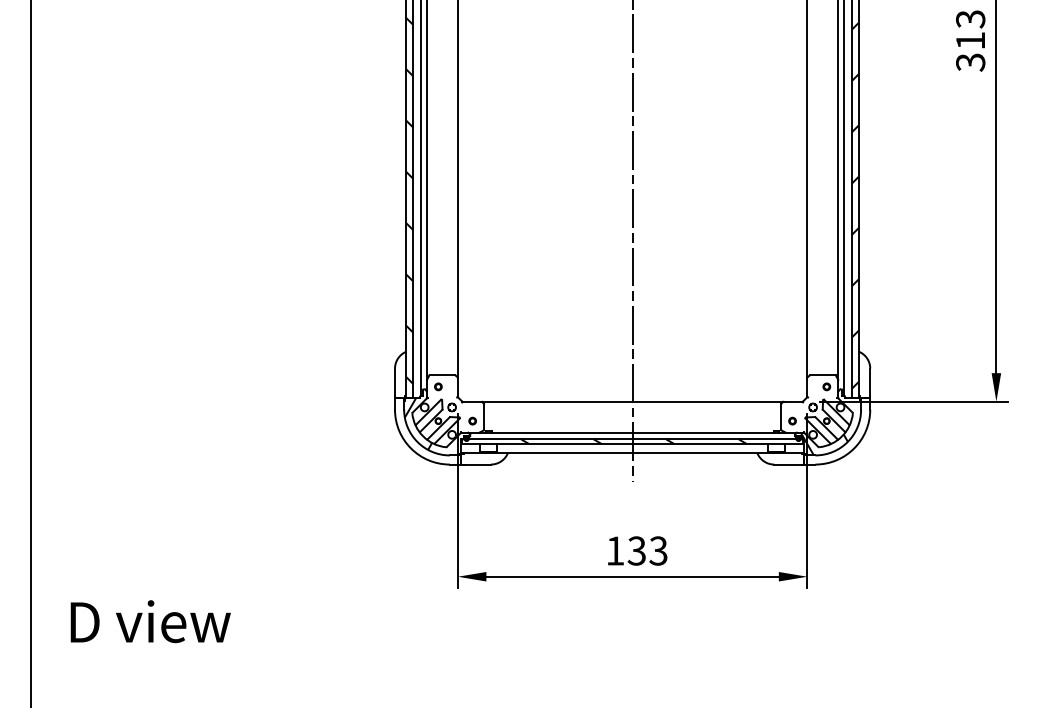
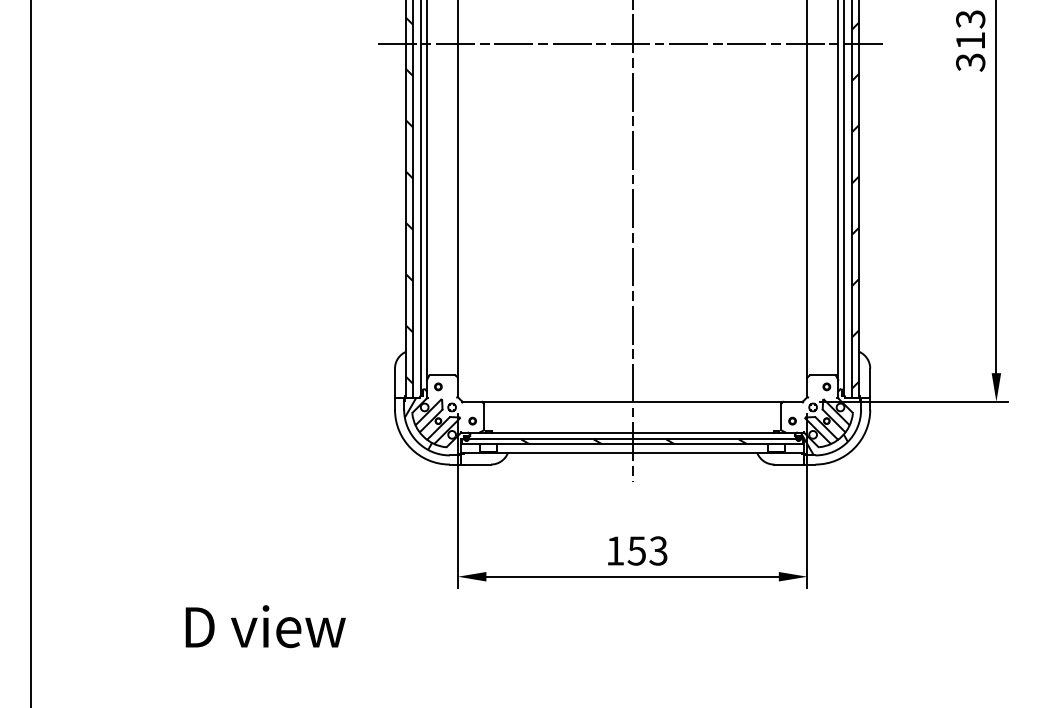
line: none -> present (632, 44)
text: 133 -> 153 (636, 550)
text position: (150, 621) -> (265, 626) (265, 626)
